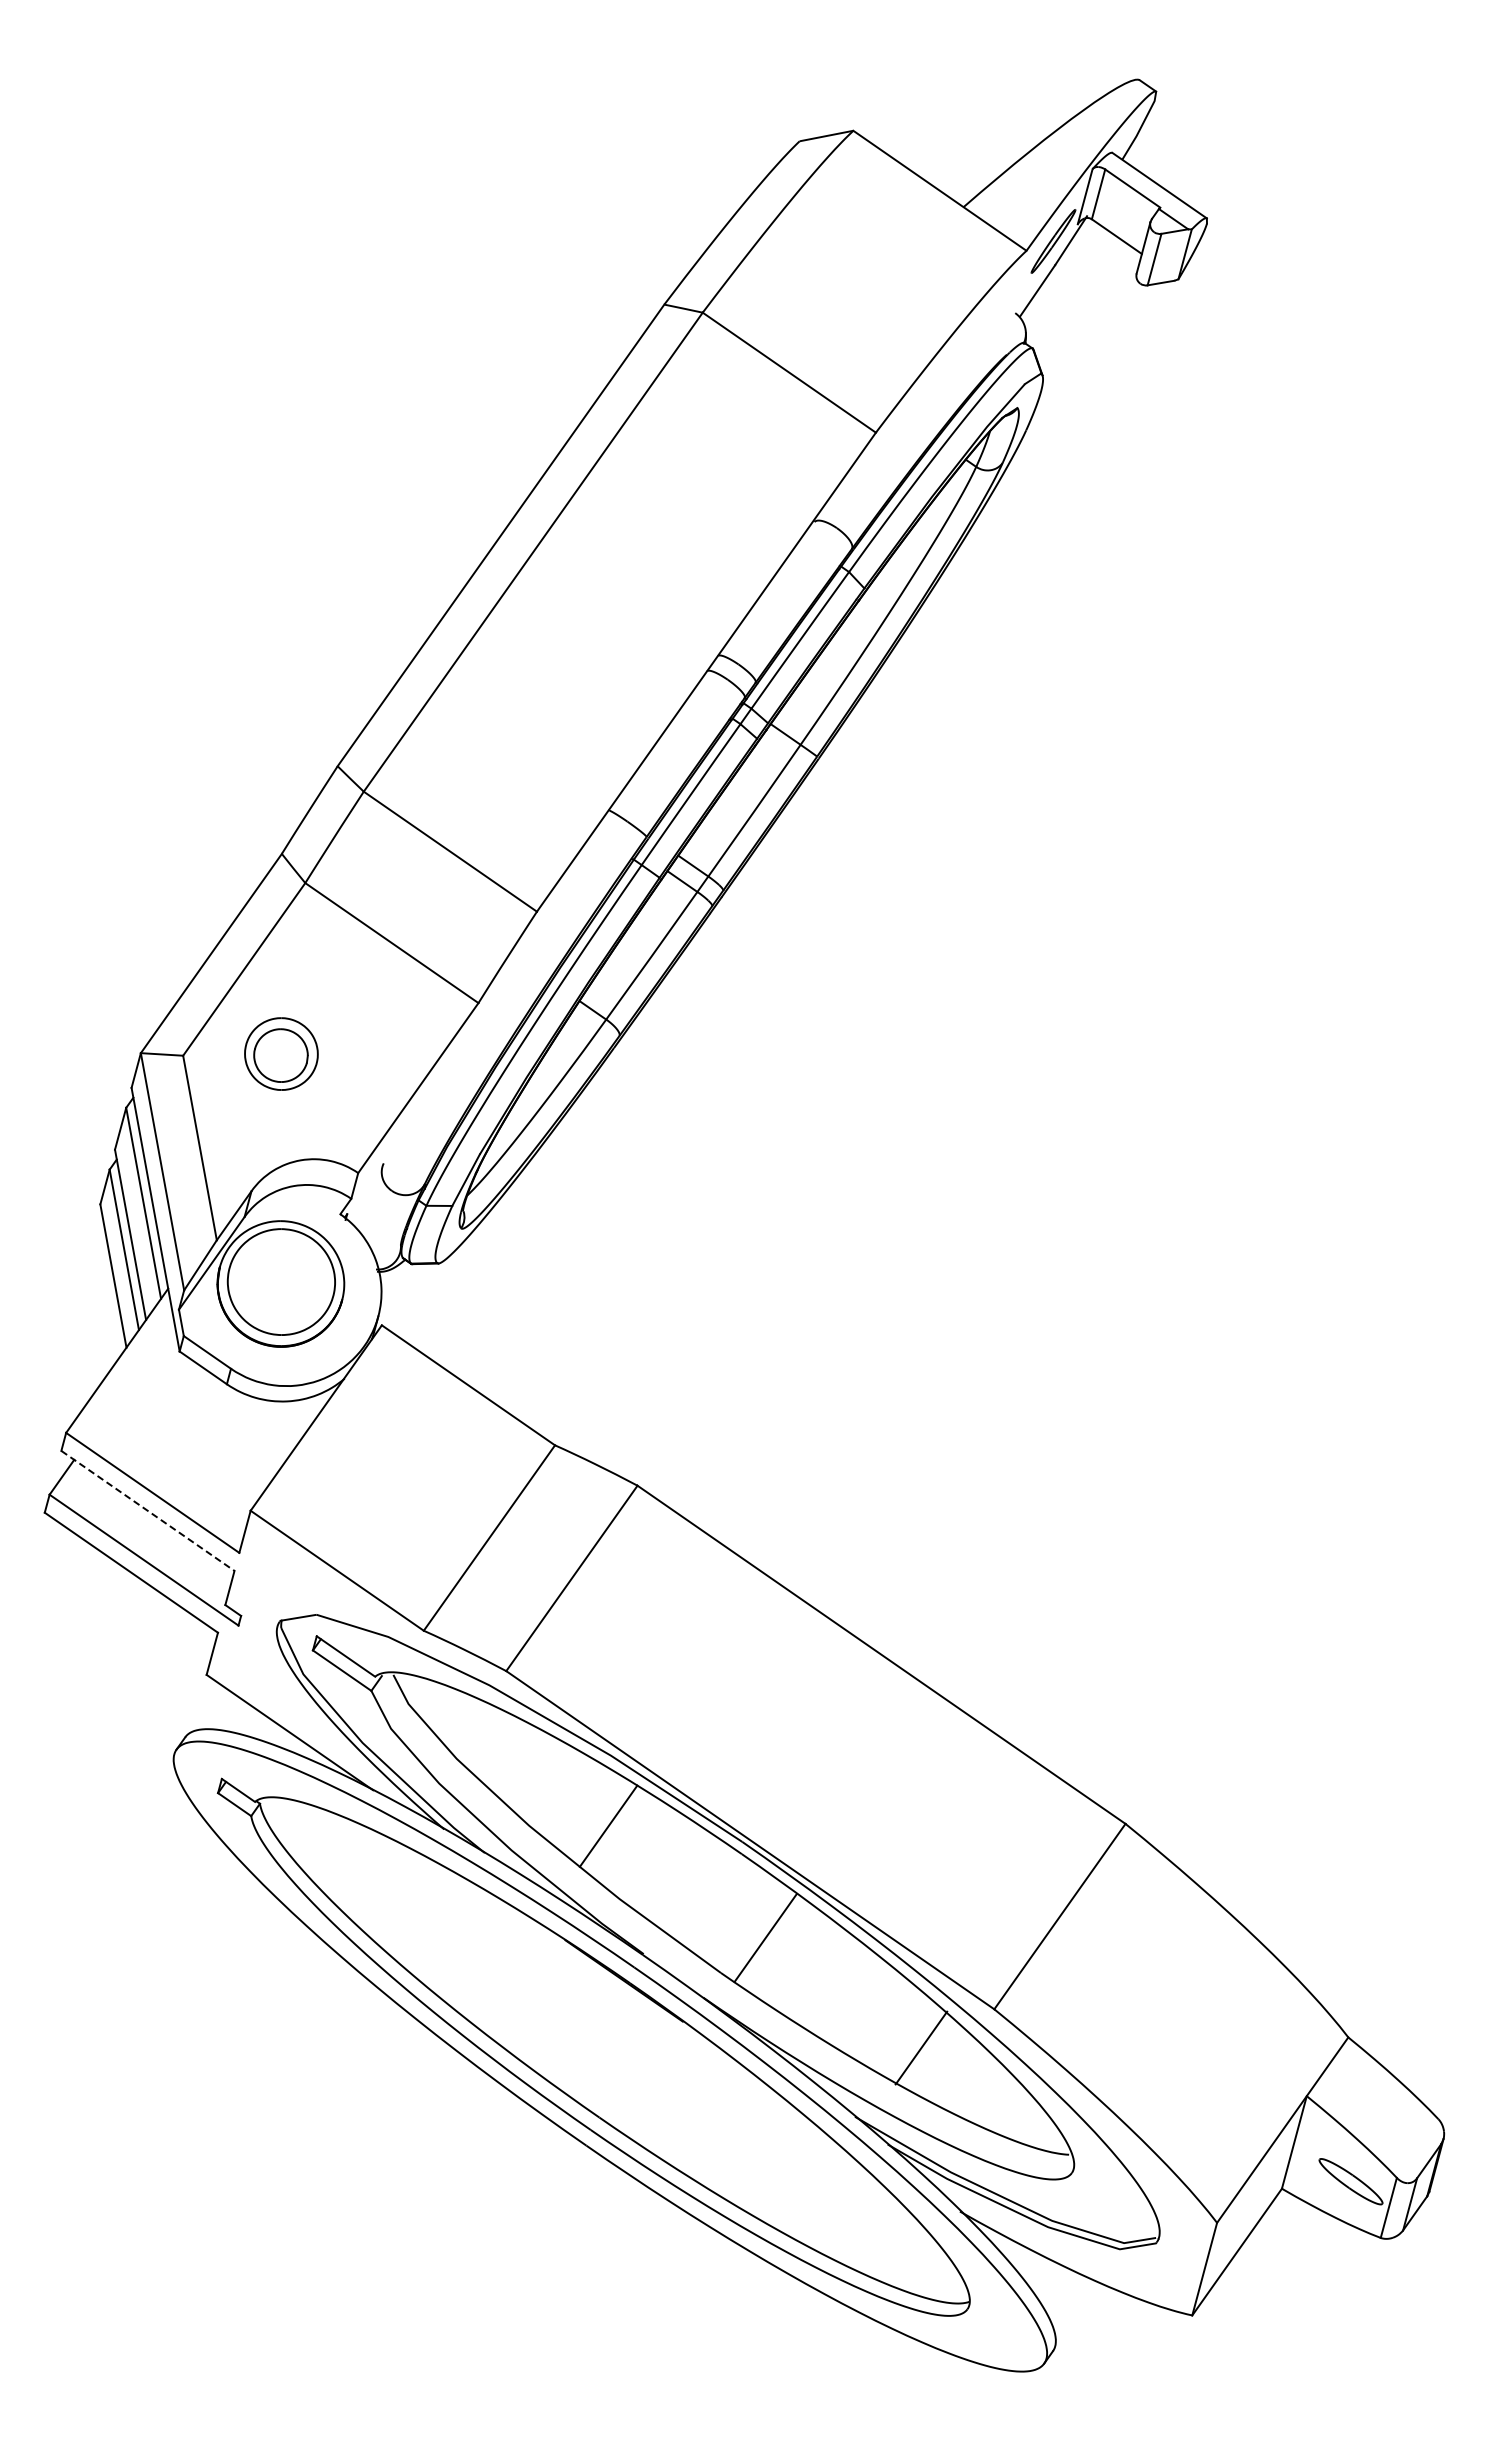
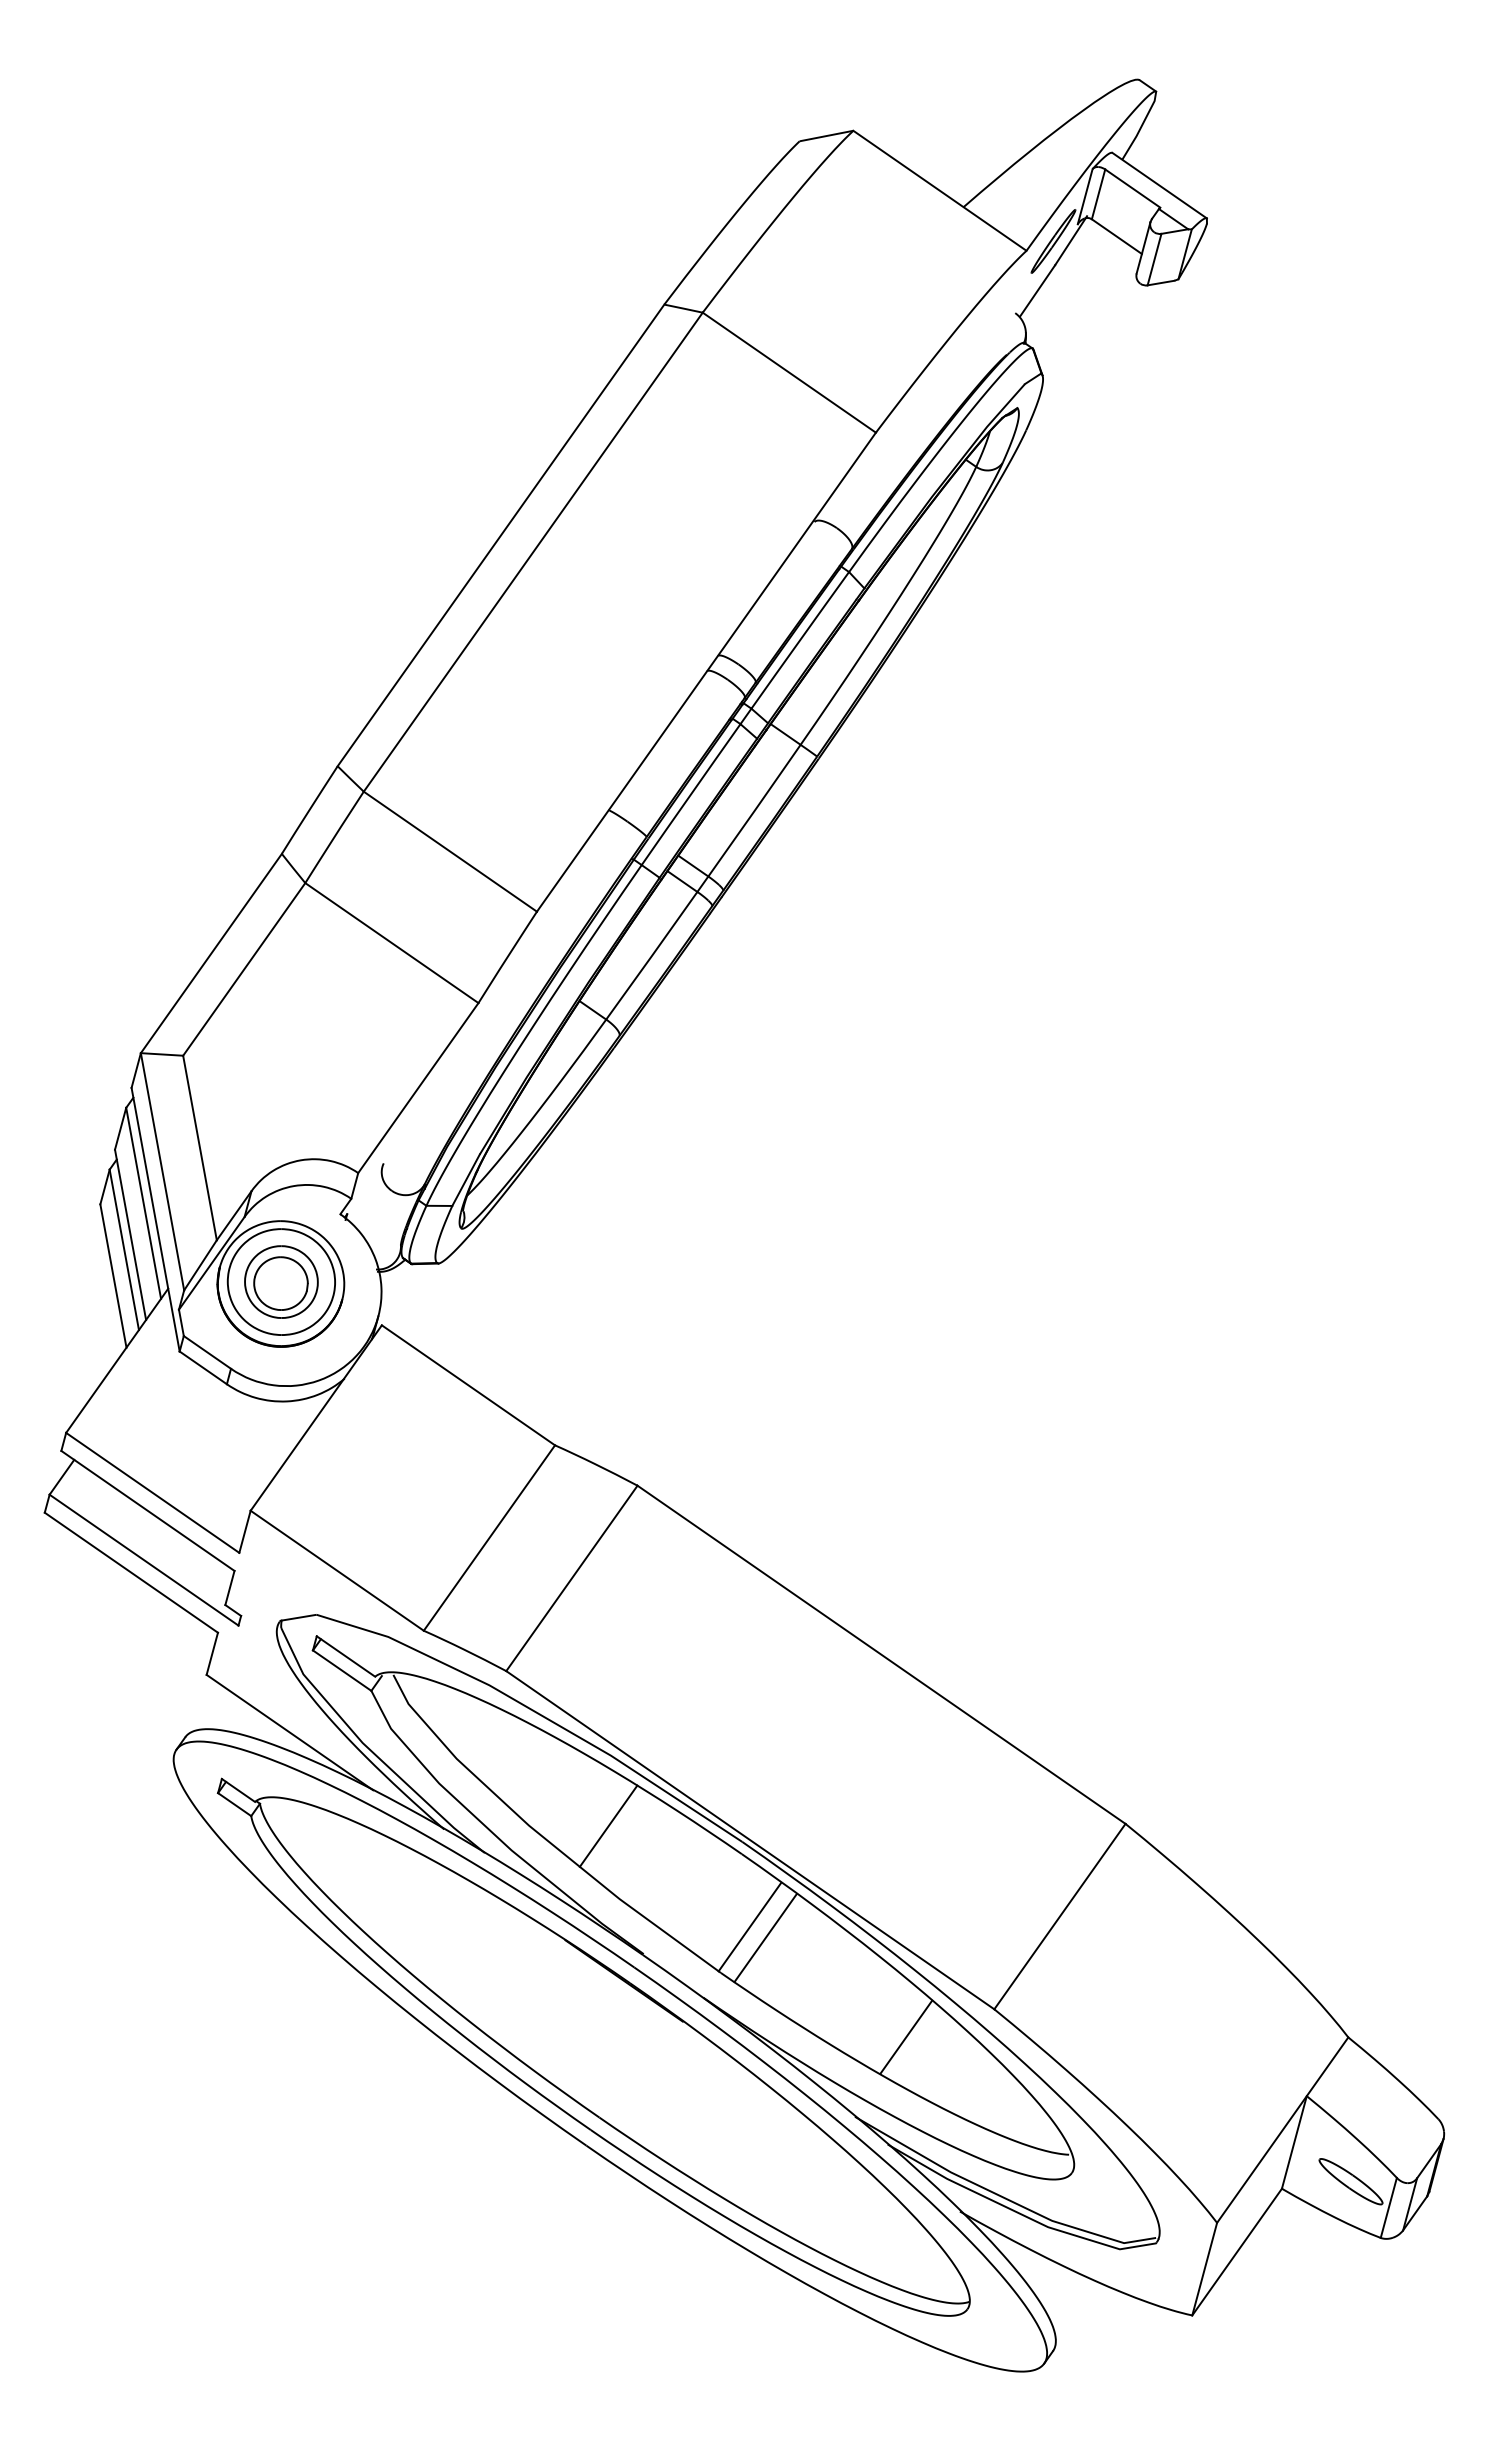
part position: (281, 1053) -> (281, 1281) (281, 1281)
line: dashed -> solid (148, 1511)
line: none -> present (749, 1926)
line position: (921, 2047) -> (906, 2036) (906, 2036)
